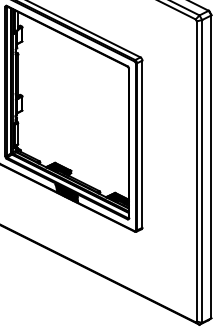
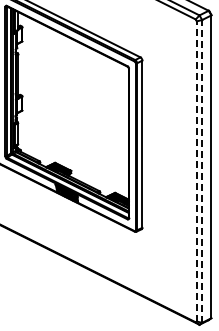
line: solid -> dashed (196, 170)
line: solid -> dashed (202, 170)
